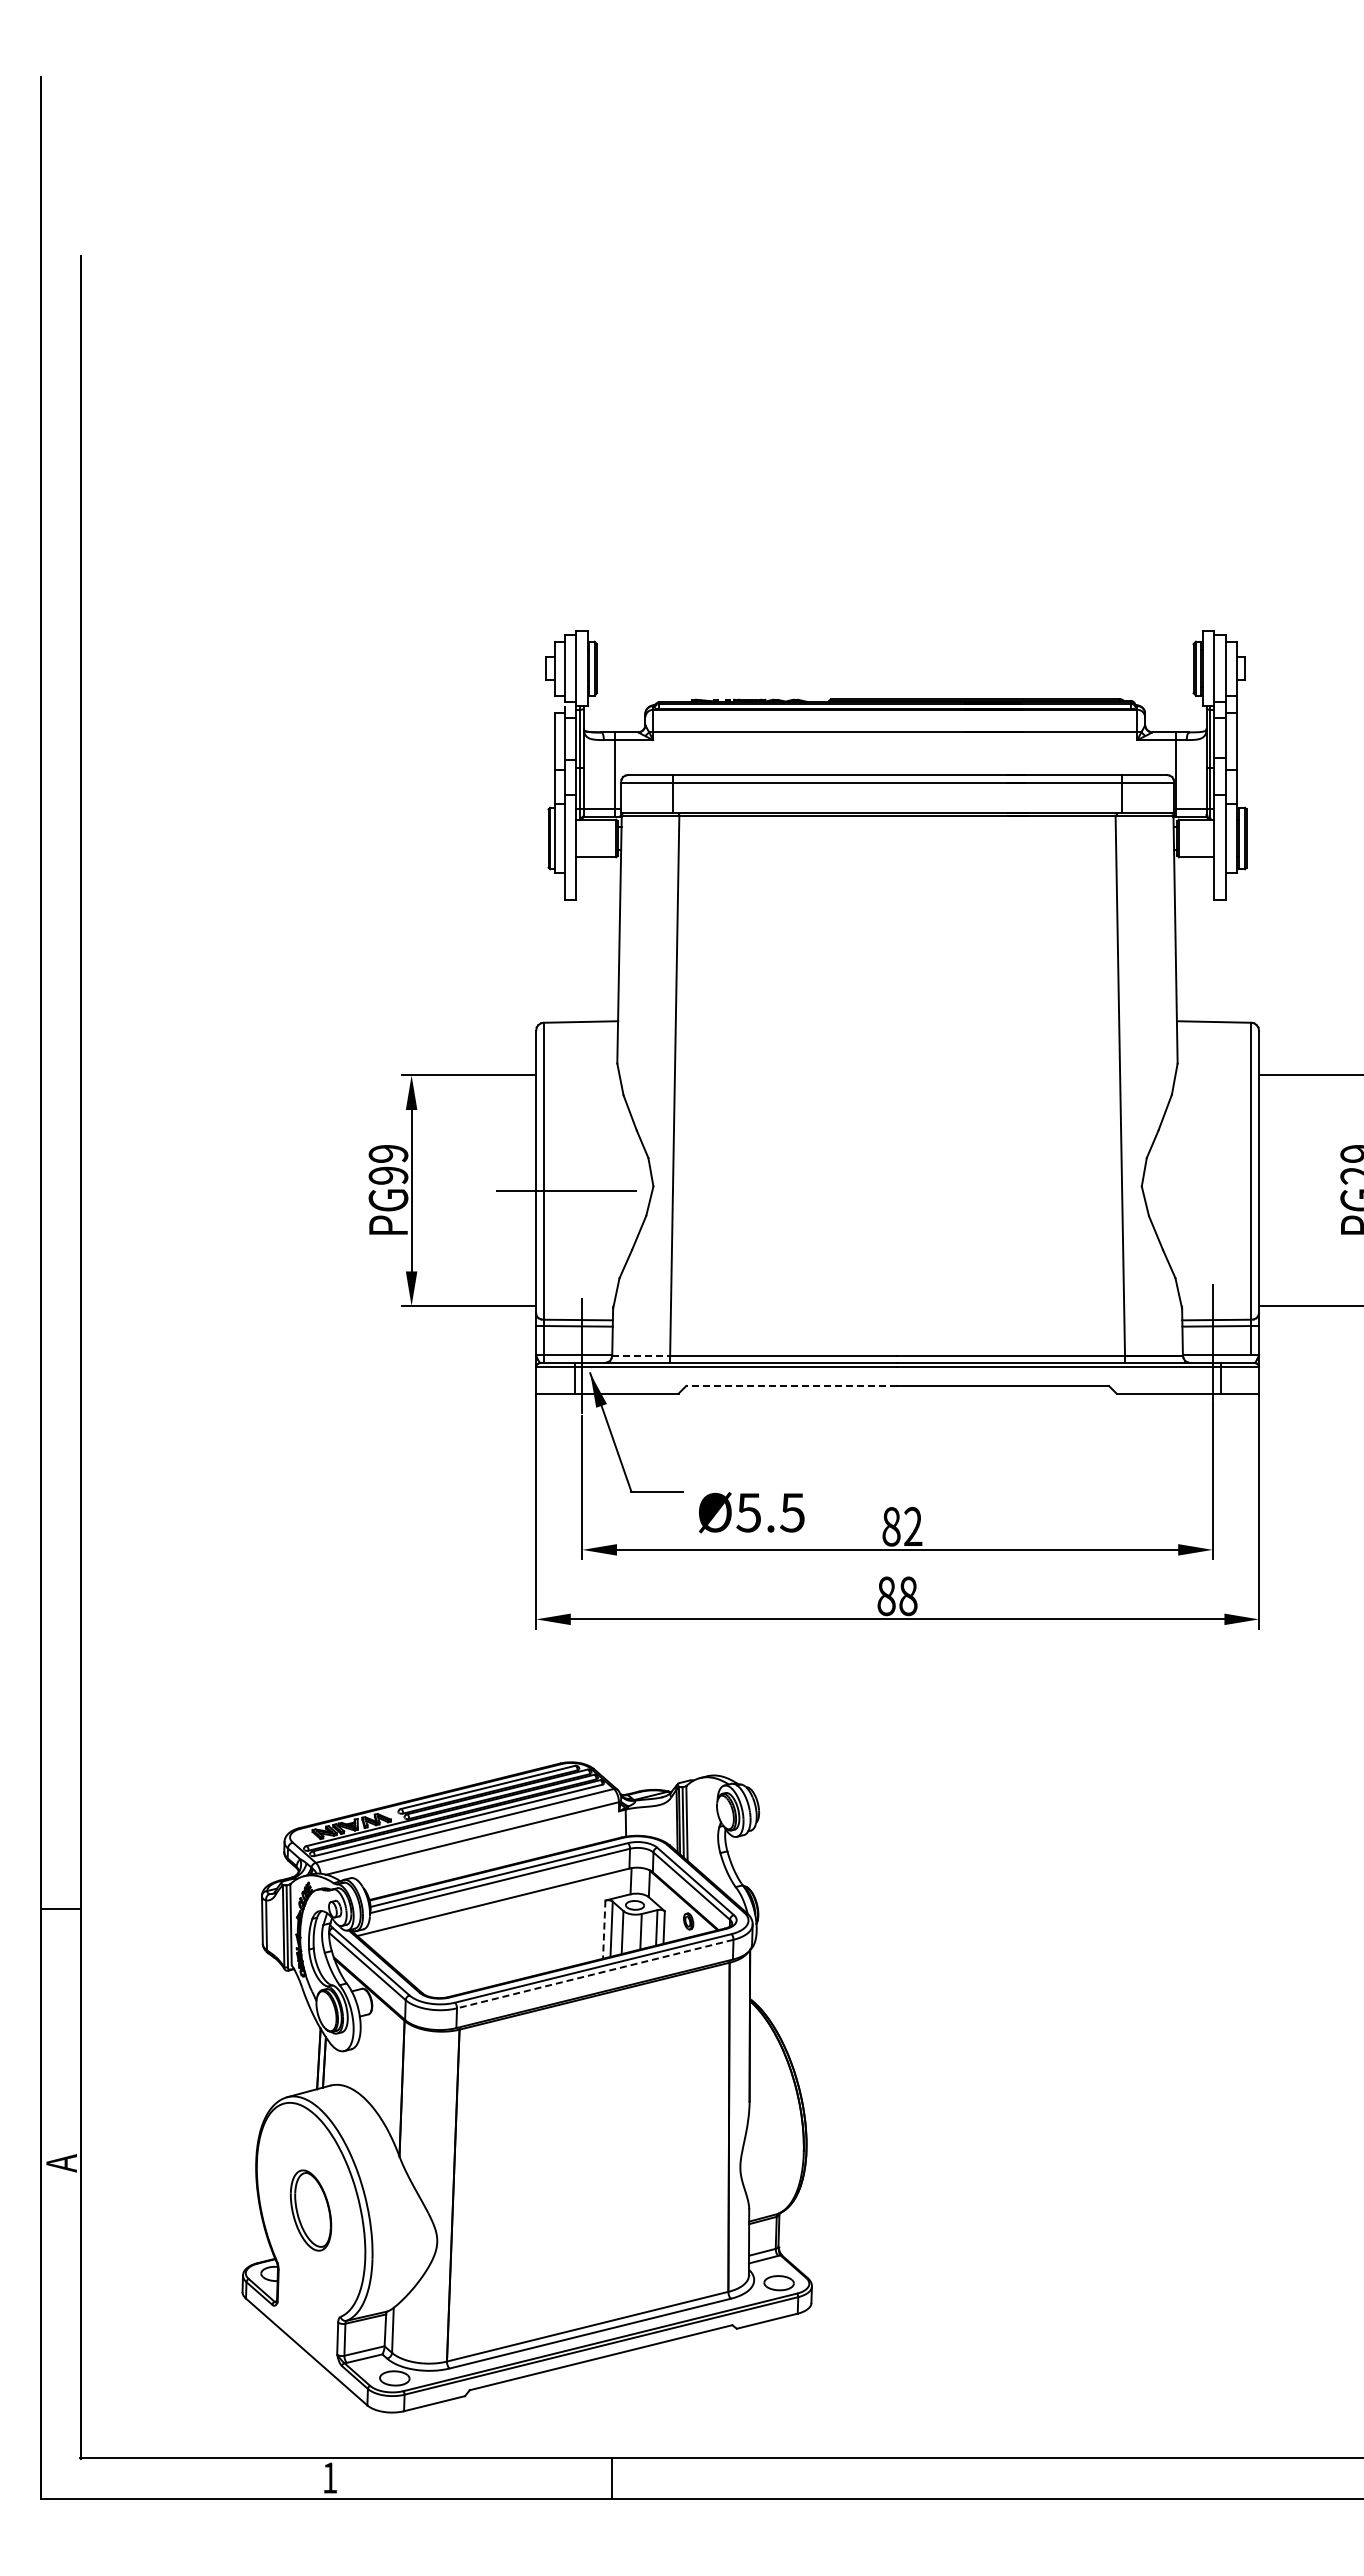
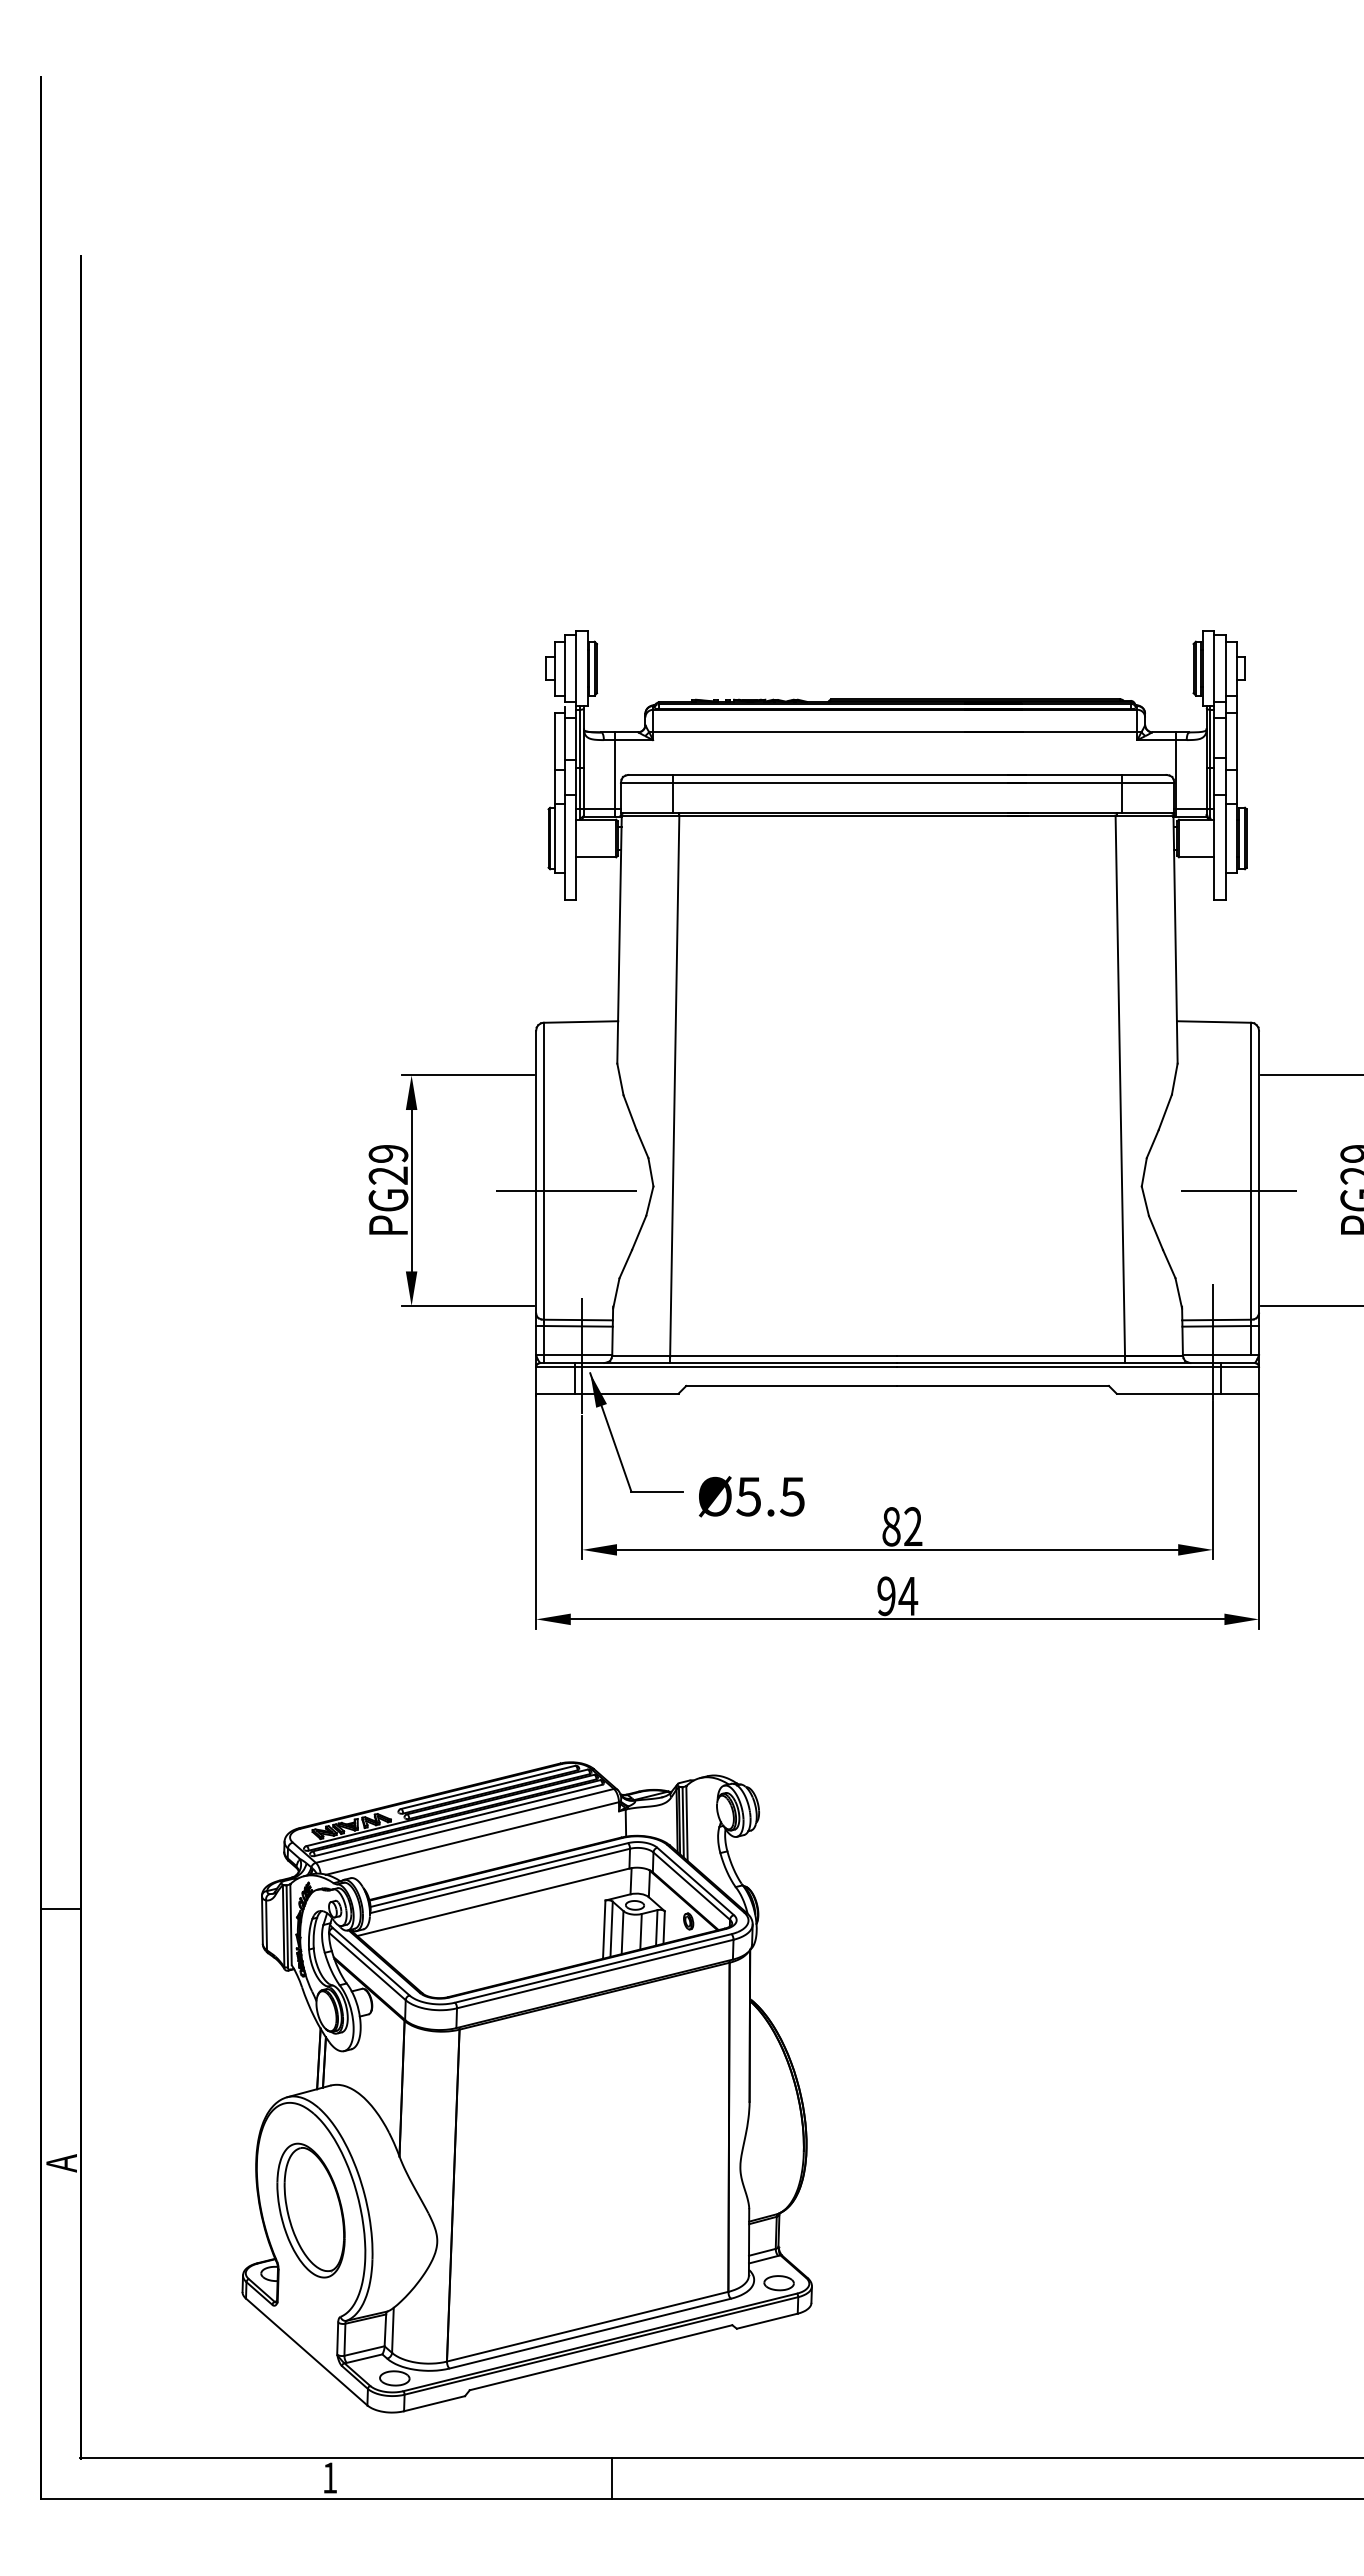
text: PG99 -> PG29 (388, 1175)
line: none -> present (1238, 1190)
line: dashed -> solid (641, 1355)
line: dashed -> solid (791, 1385)
text position: (751, 1512) -> (751, 1496) (751, 1496)
text: 88 -> 94 (897, 1596)
line: dashed -> solid (604, 1930)
line: dashed -> solid (594, 1974)
part size: 44x83 px -> 70x137 px (310, 2210)
